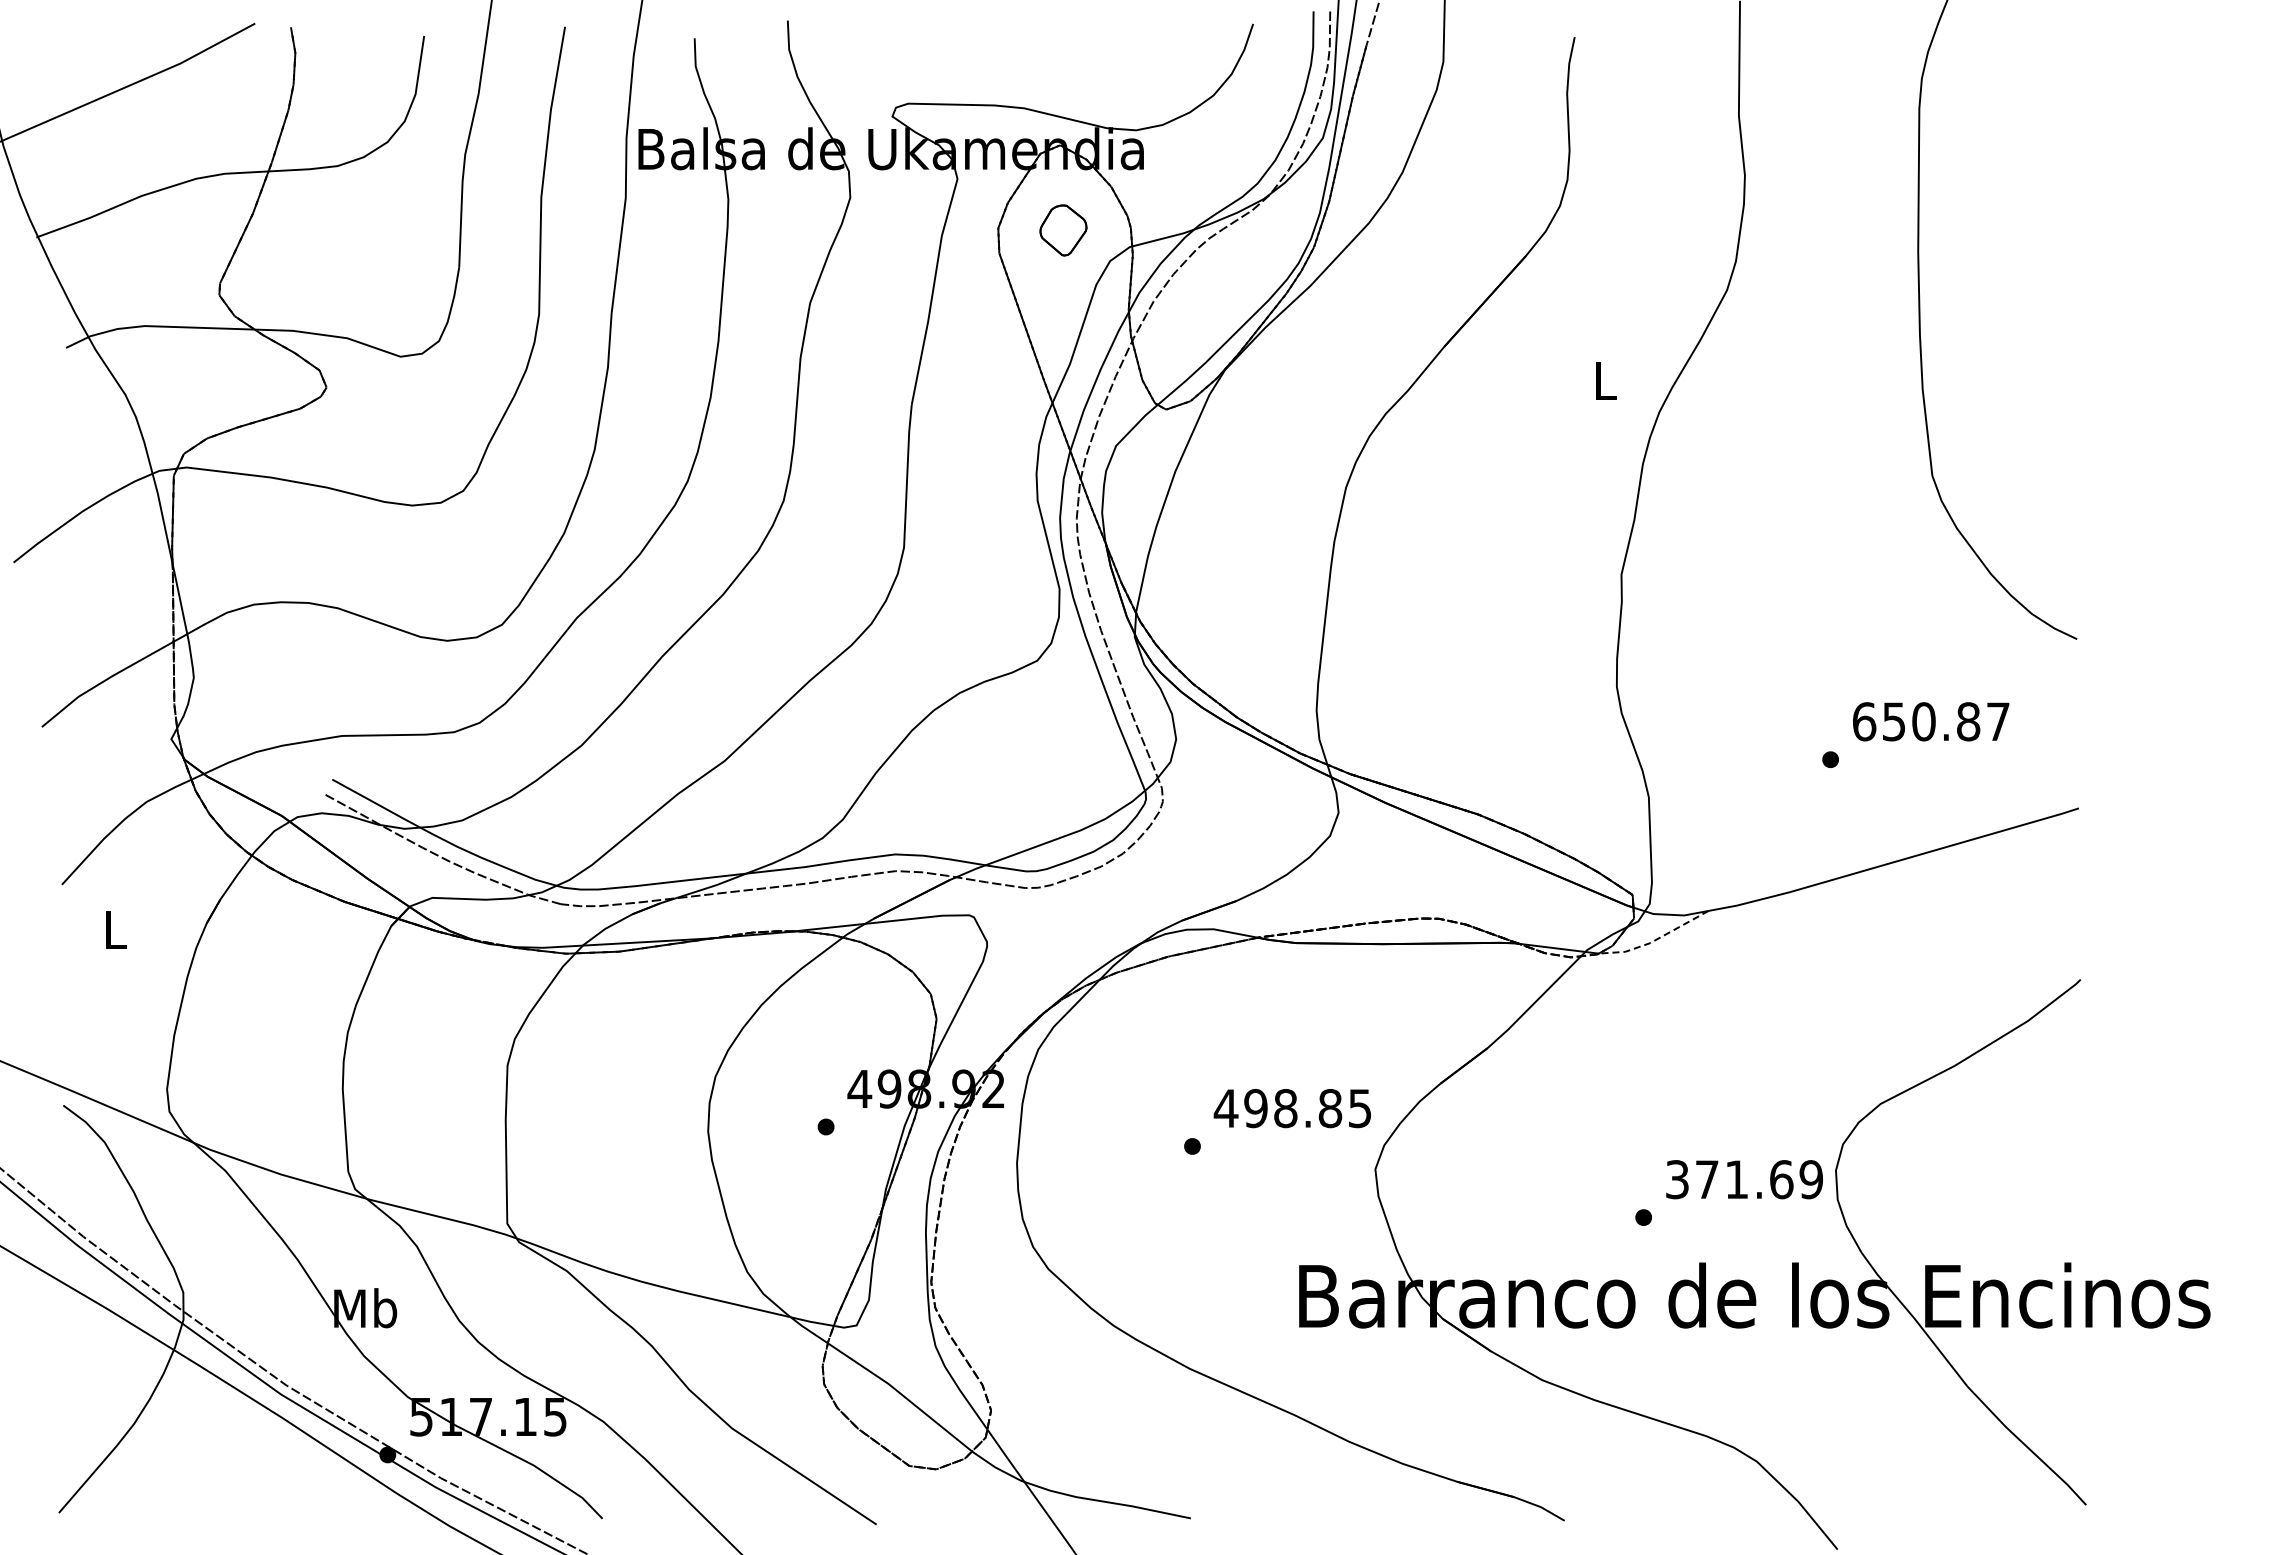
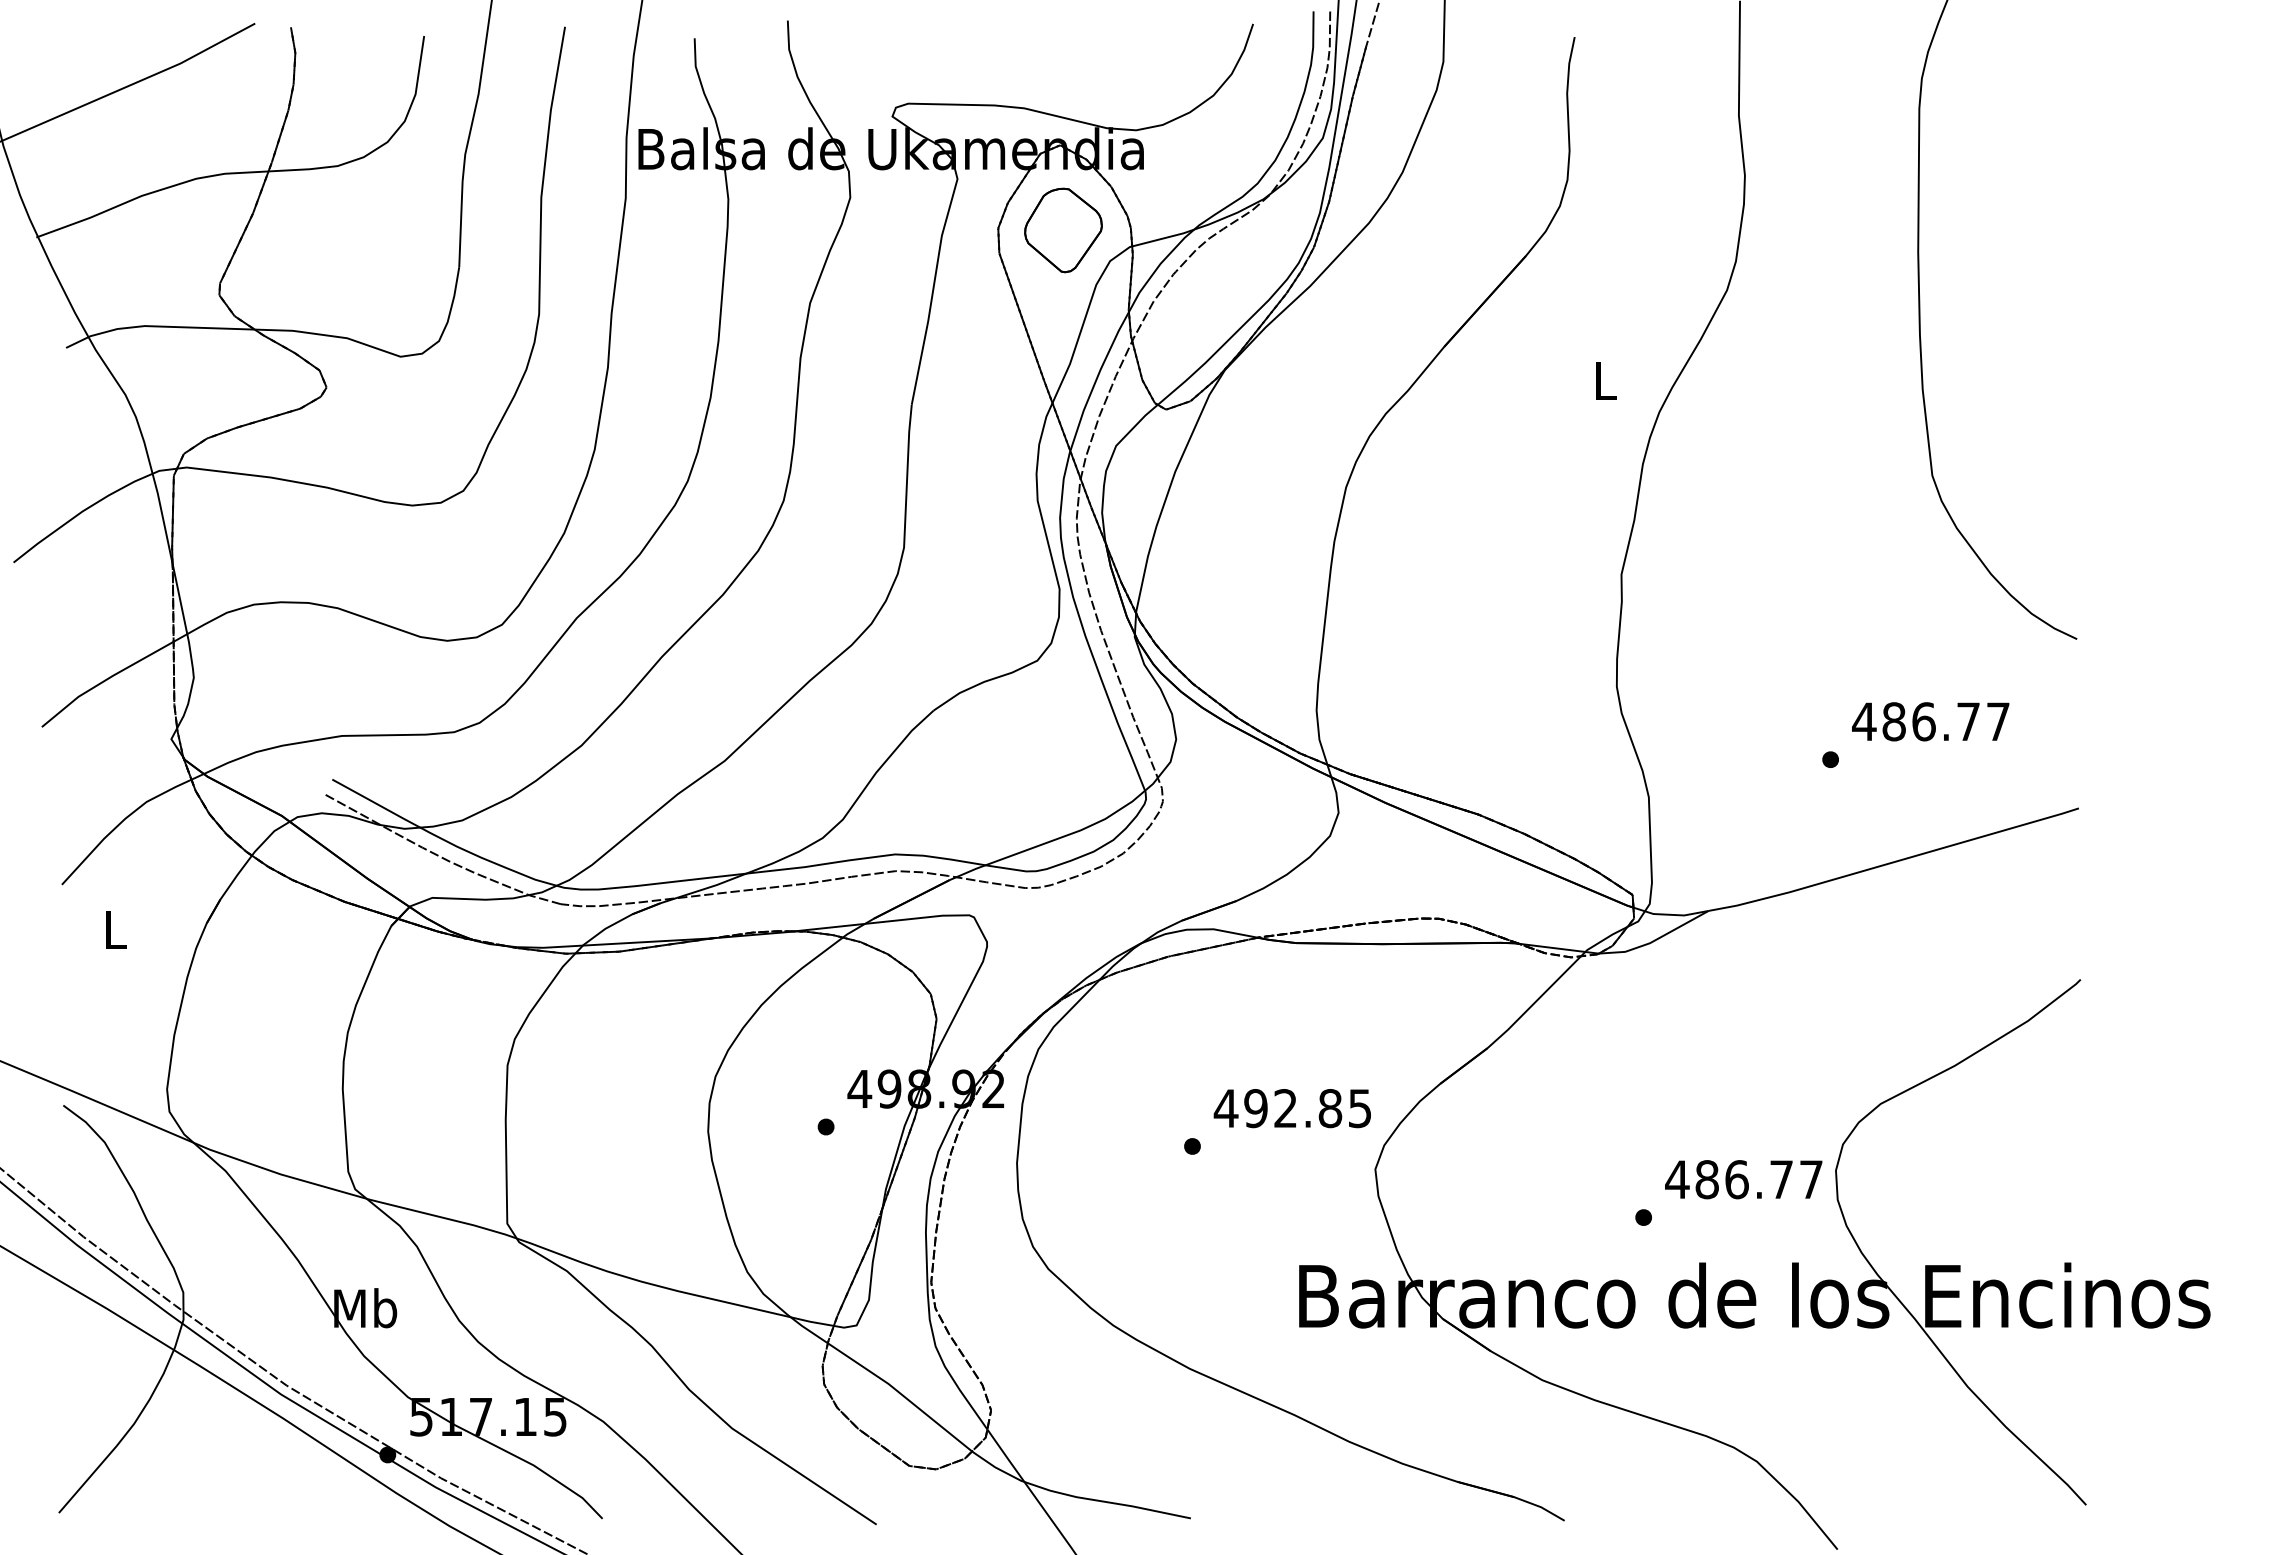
part size: 49x53 px -> 79x87 px (1063, 230)
text: 650.87 -> 486.77 (1916, 721)
line: dashed -> solid (1654, 940)
text: 498.85 -> 492.85 (1285, 1108)
text: 371.69 -> 486.77 (1743, 1179)
